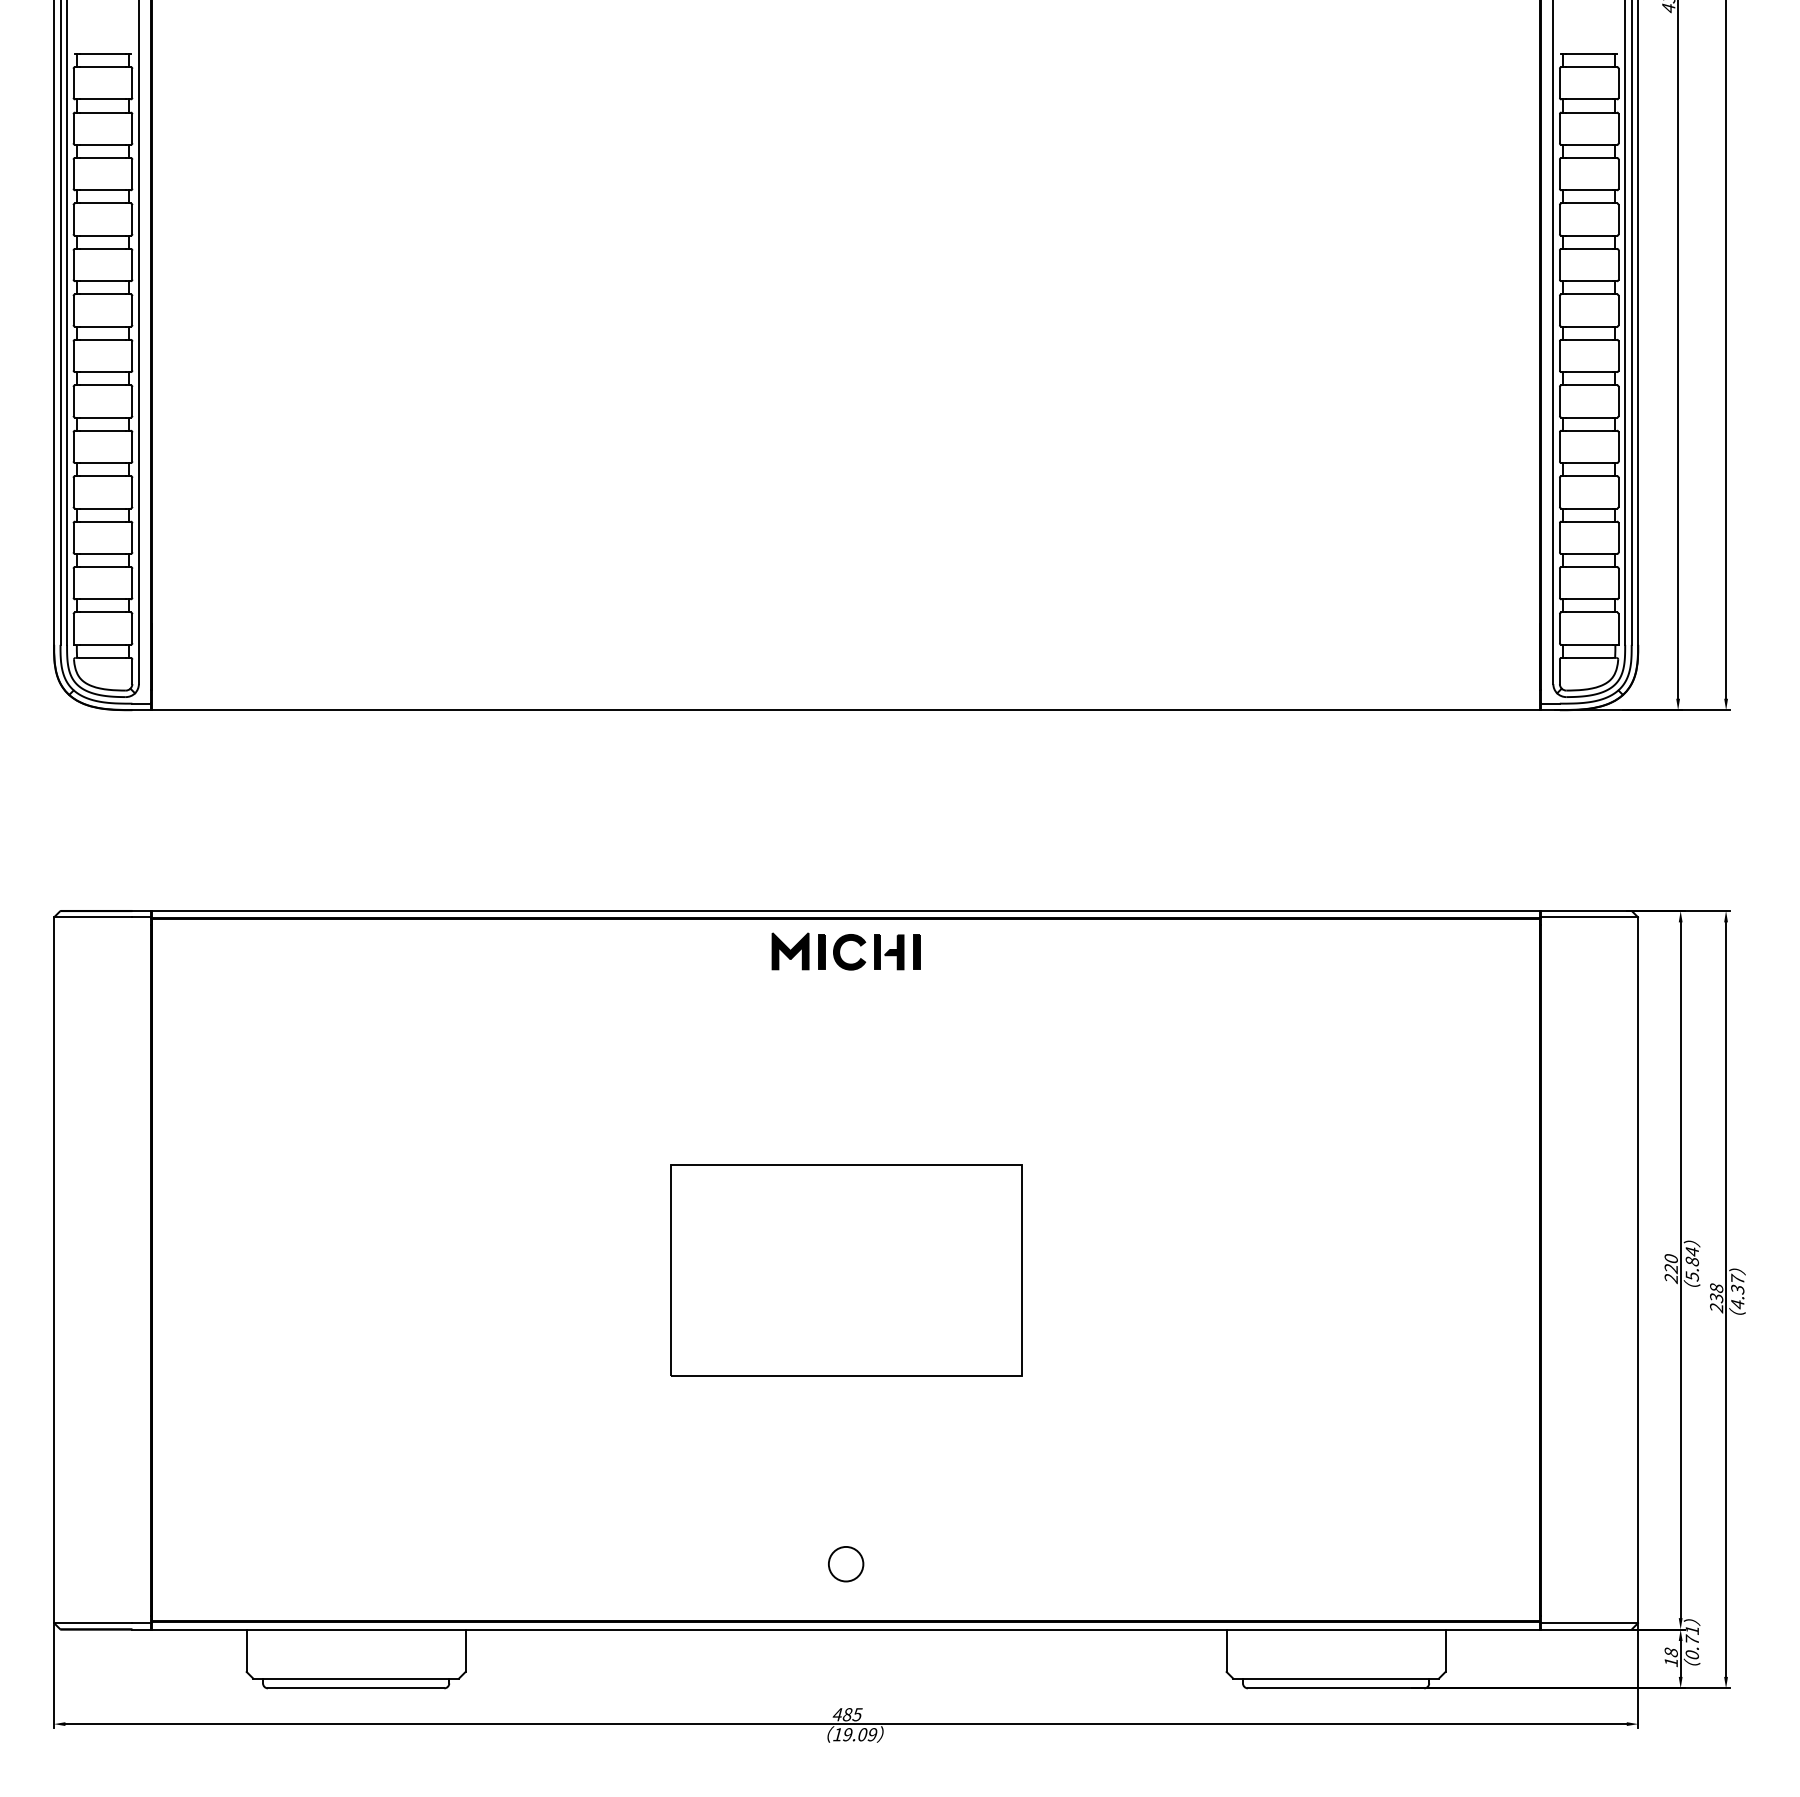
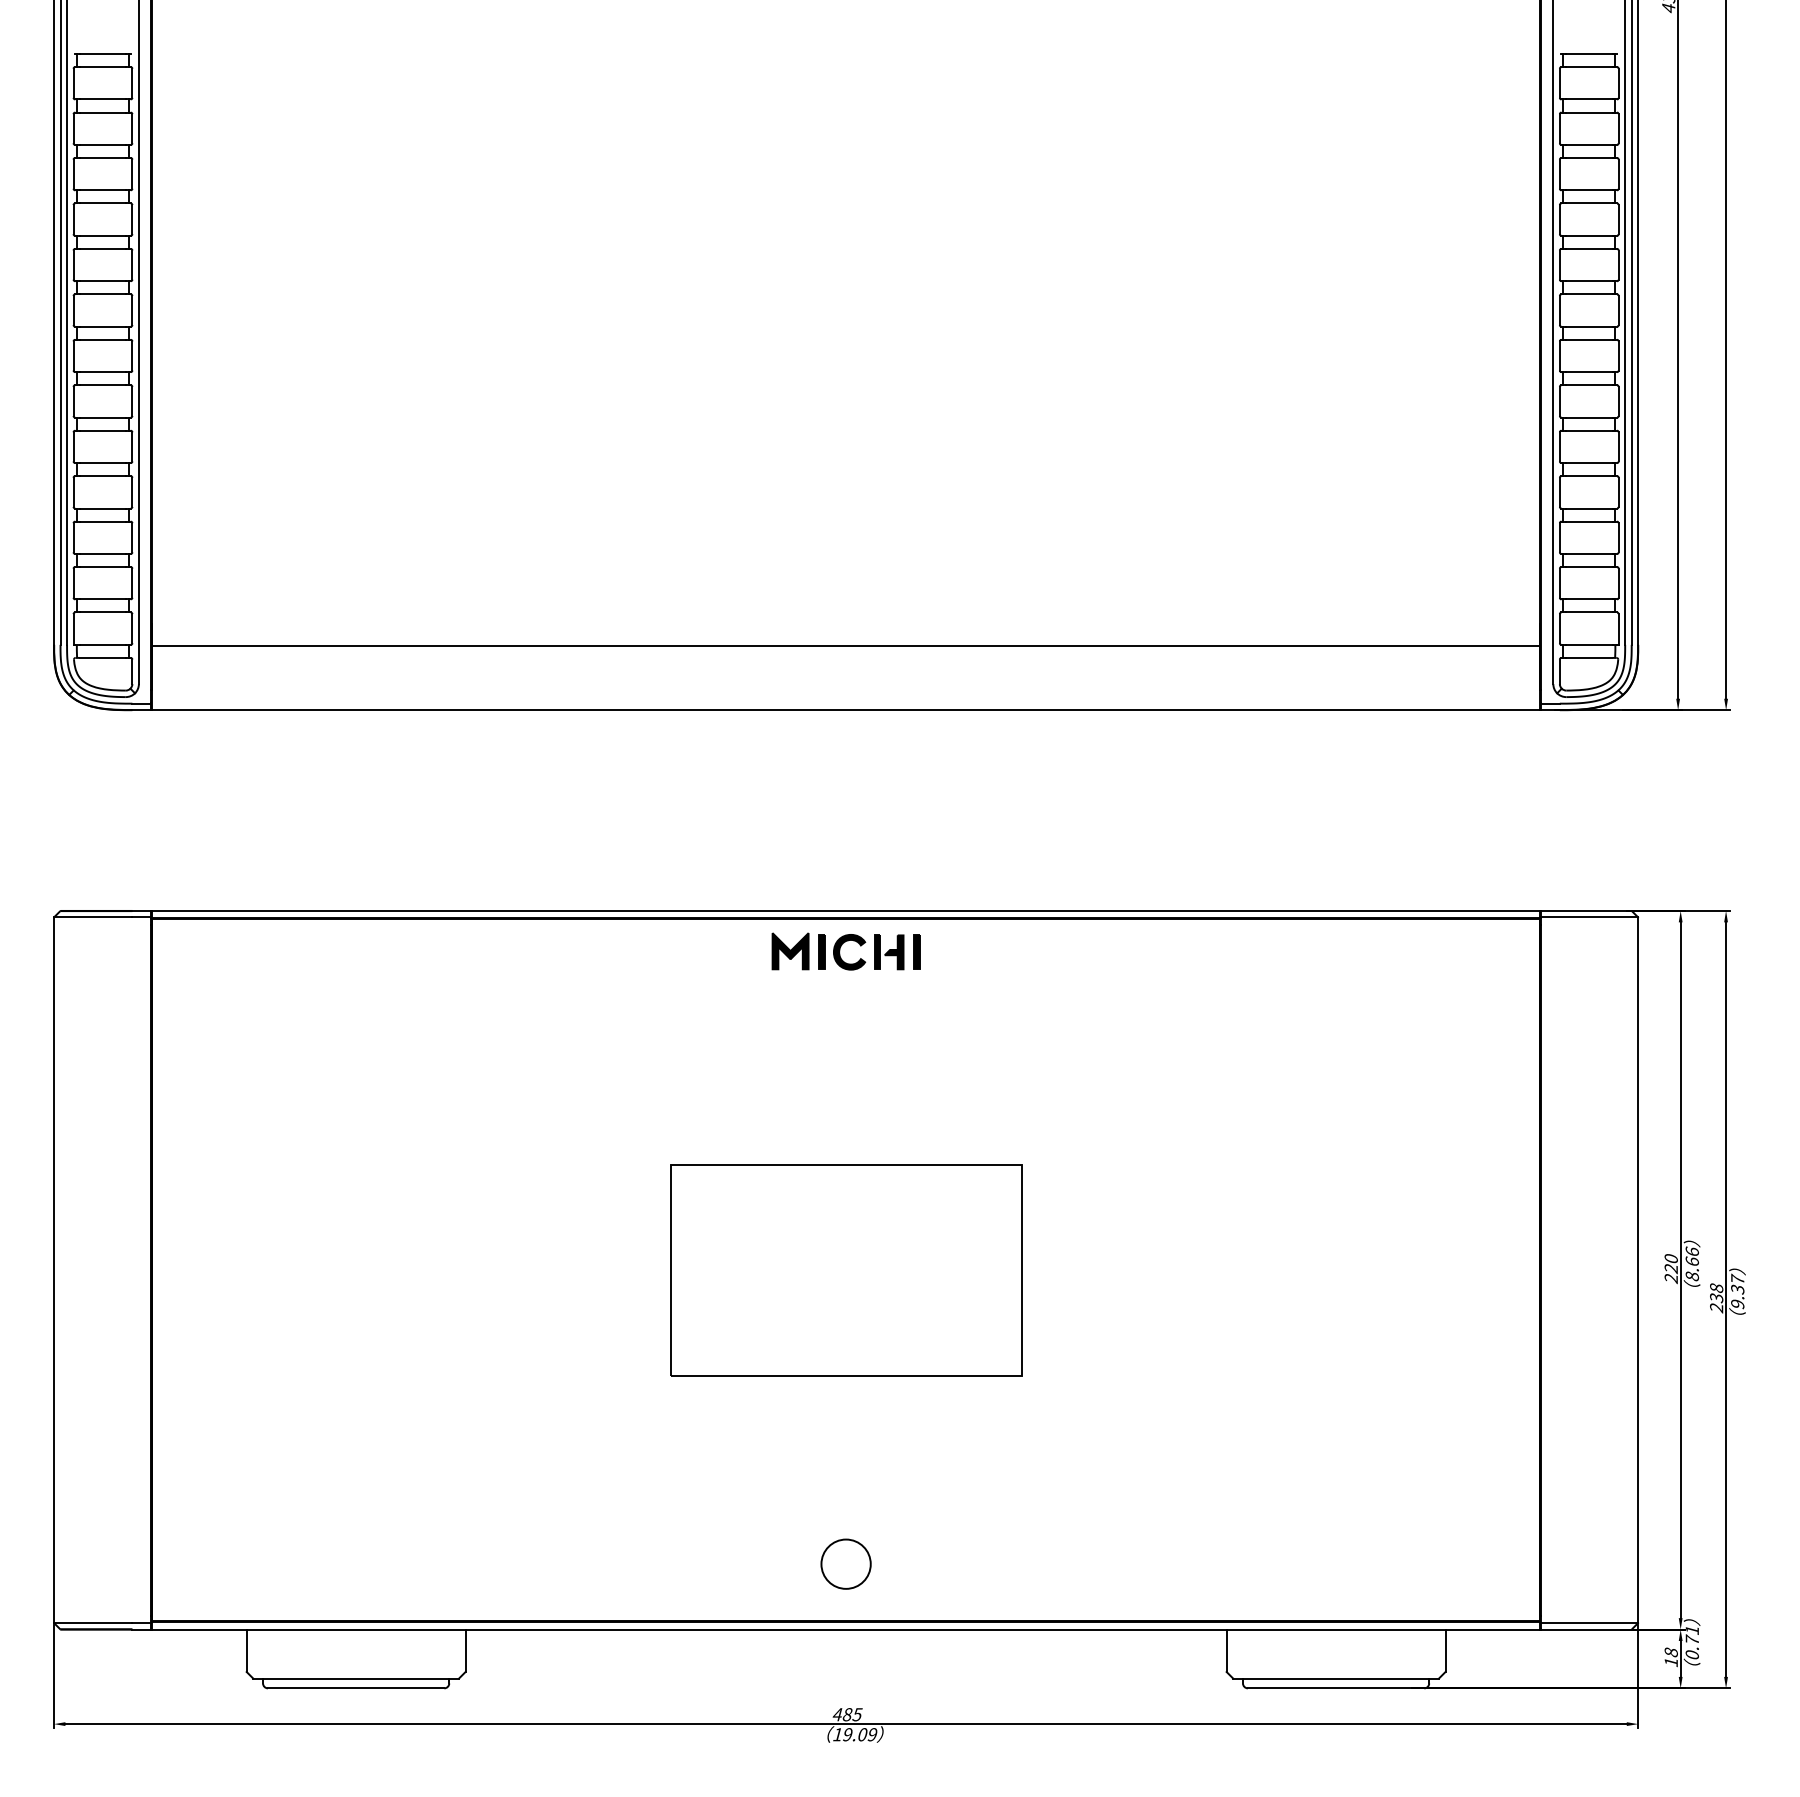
line: none -> present (845, 645)
text: 5.84 -> 8.66 (1691, 1263)
text: 4.37 -> 9.37 (1737, 1304)
circle diameter: 35 px -> 49 px (845, 1563)
